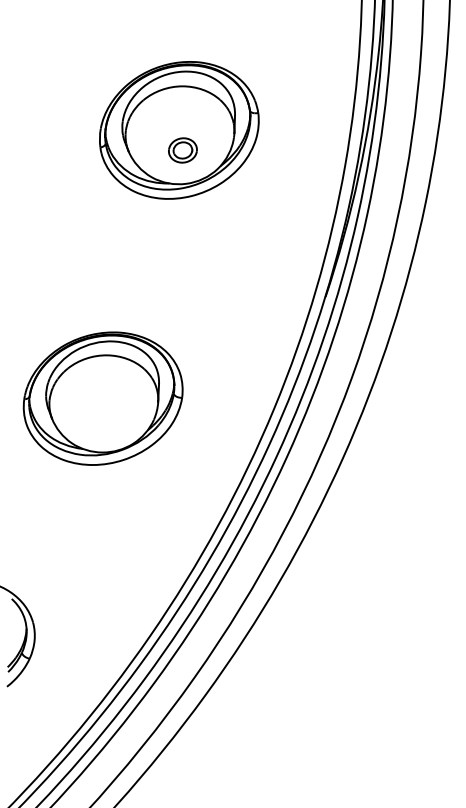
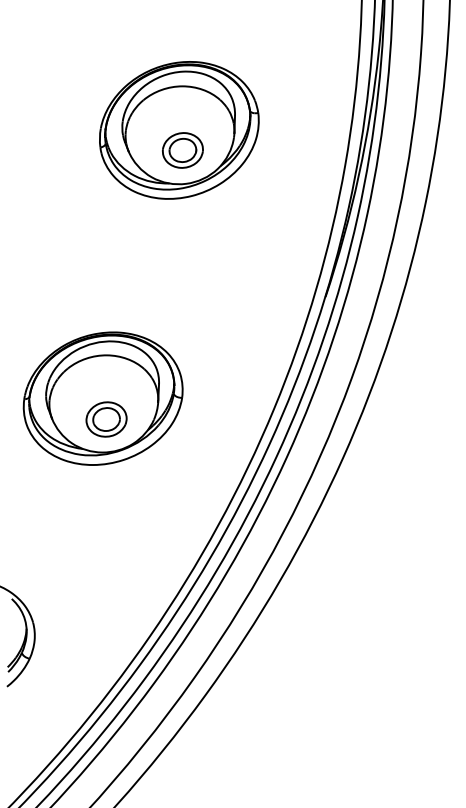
part size: 30x27 px -> 42x37 px (182, 150)
part: none -> present (106, 419)
